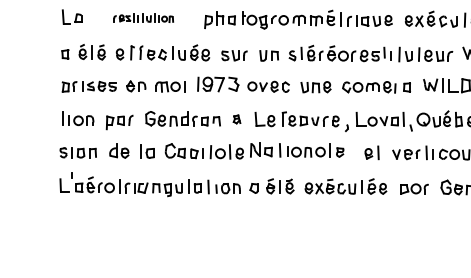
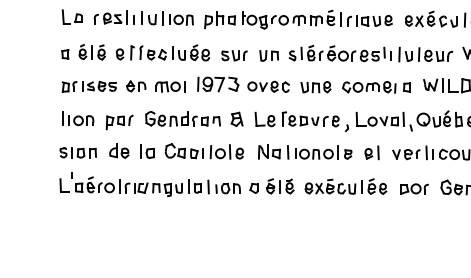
part size: 61x10 px -> 101x16 px (143, 17)
part size: 10x11 px -> 14x17 px (236, 119)
part position: (297, 149) -> (305, 151) (305, 151)
